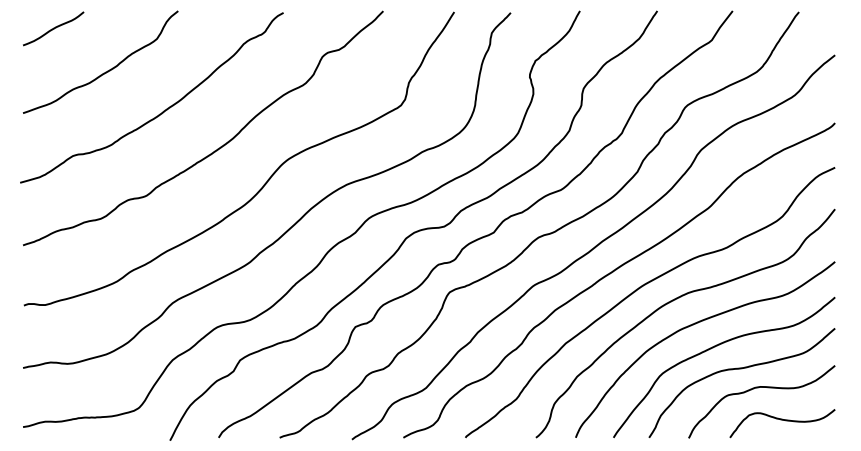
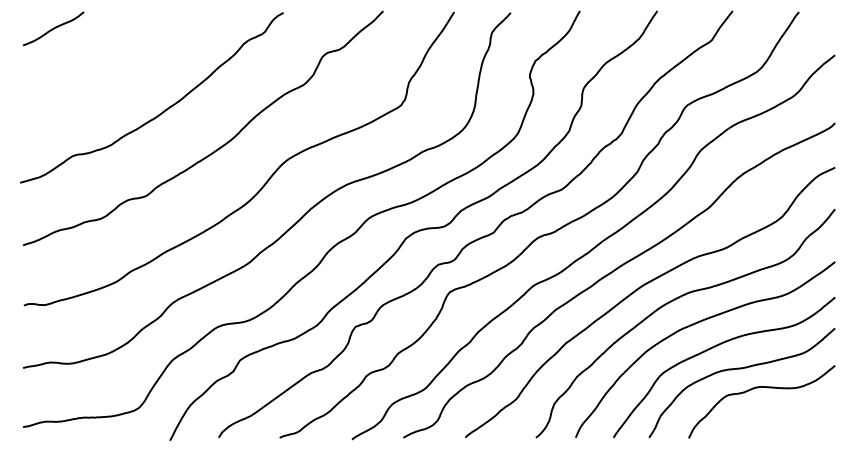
curve: present -> none (105, 71)
curve: present -> none (782, 420)
